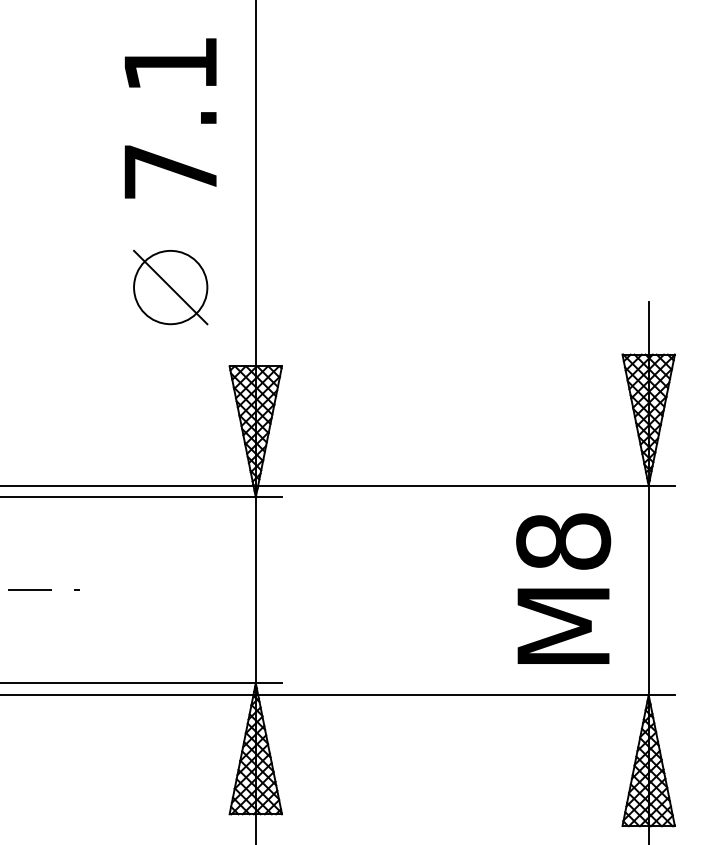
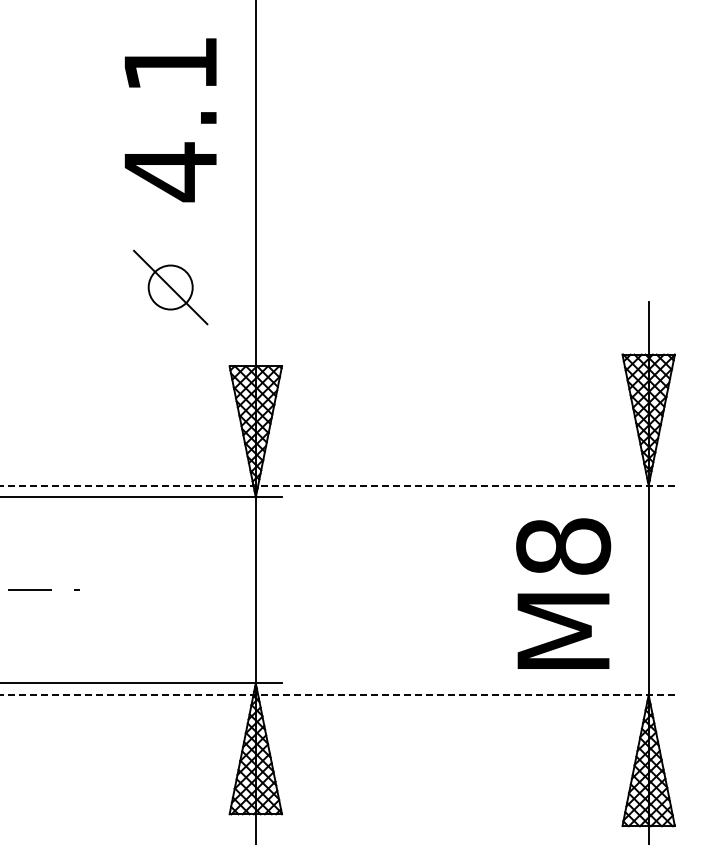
text: 7.1 -> 4.1 (170, 172)
circle diameter: 73 px -> 44 px (170, 287)
line: solid -> dashed (337, 485)
text position: (563, 588) -> (563, 593) (563, 593)
line: solid -> dashed (338, 695)
